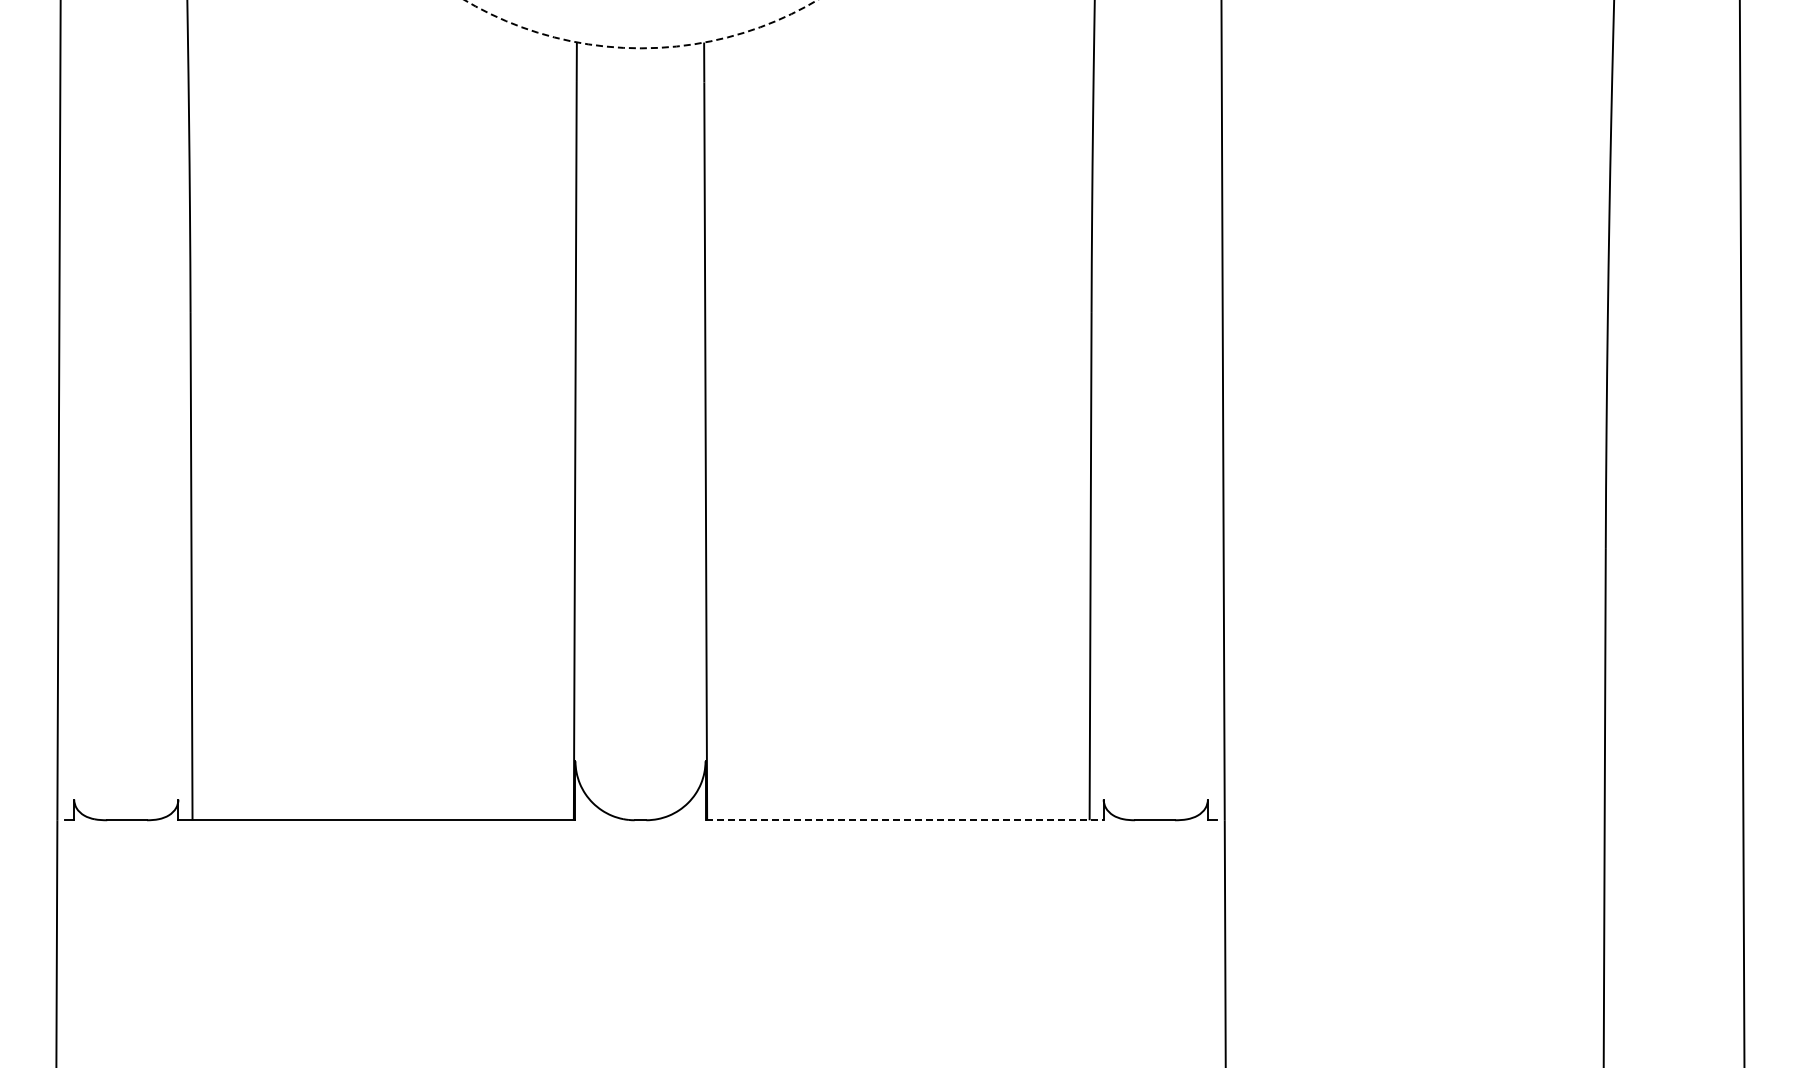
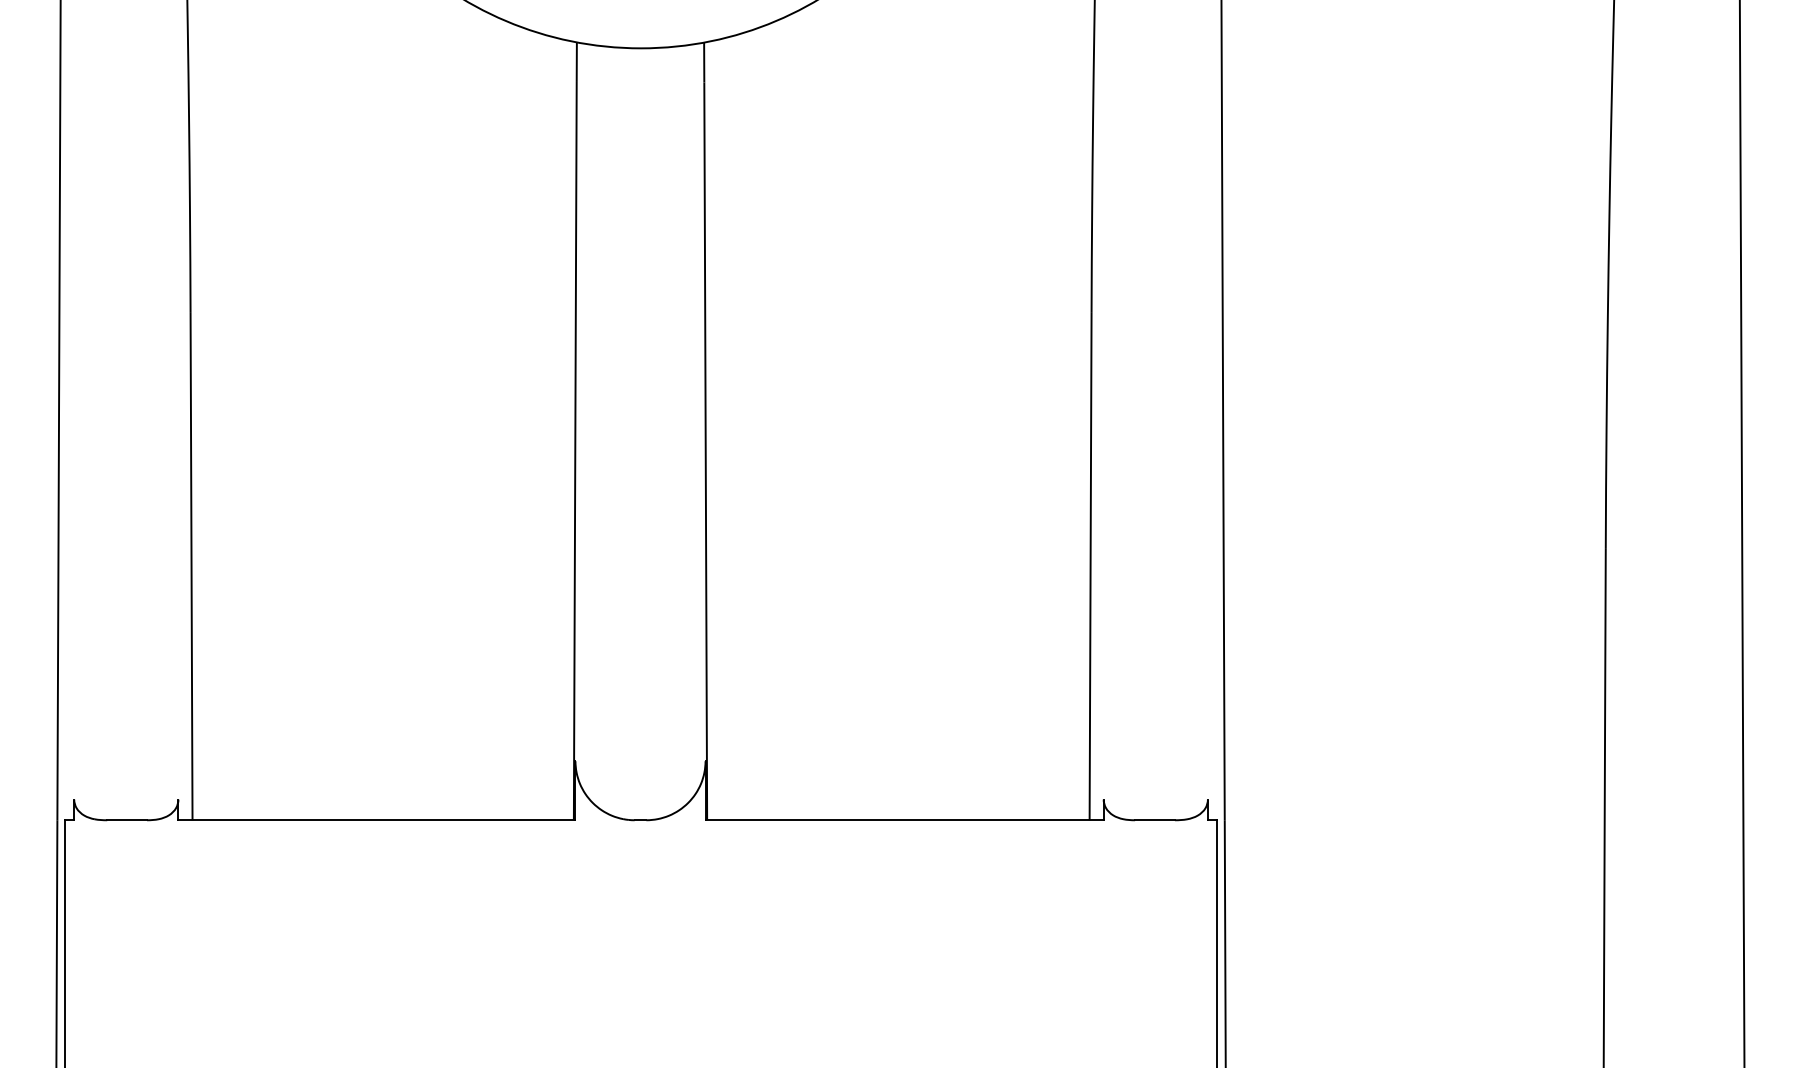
circle: dashed -> solid (640, 24)
line: dashed -> solid (905, 820)
line: none -> present (65, 942)
line: none -> present (1216, 942)
